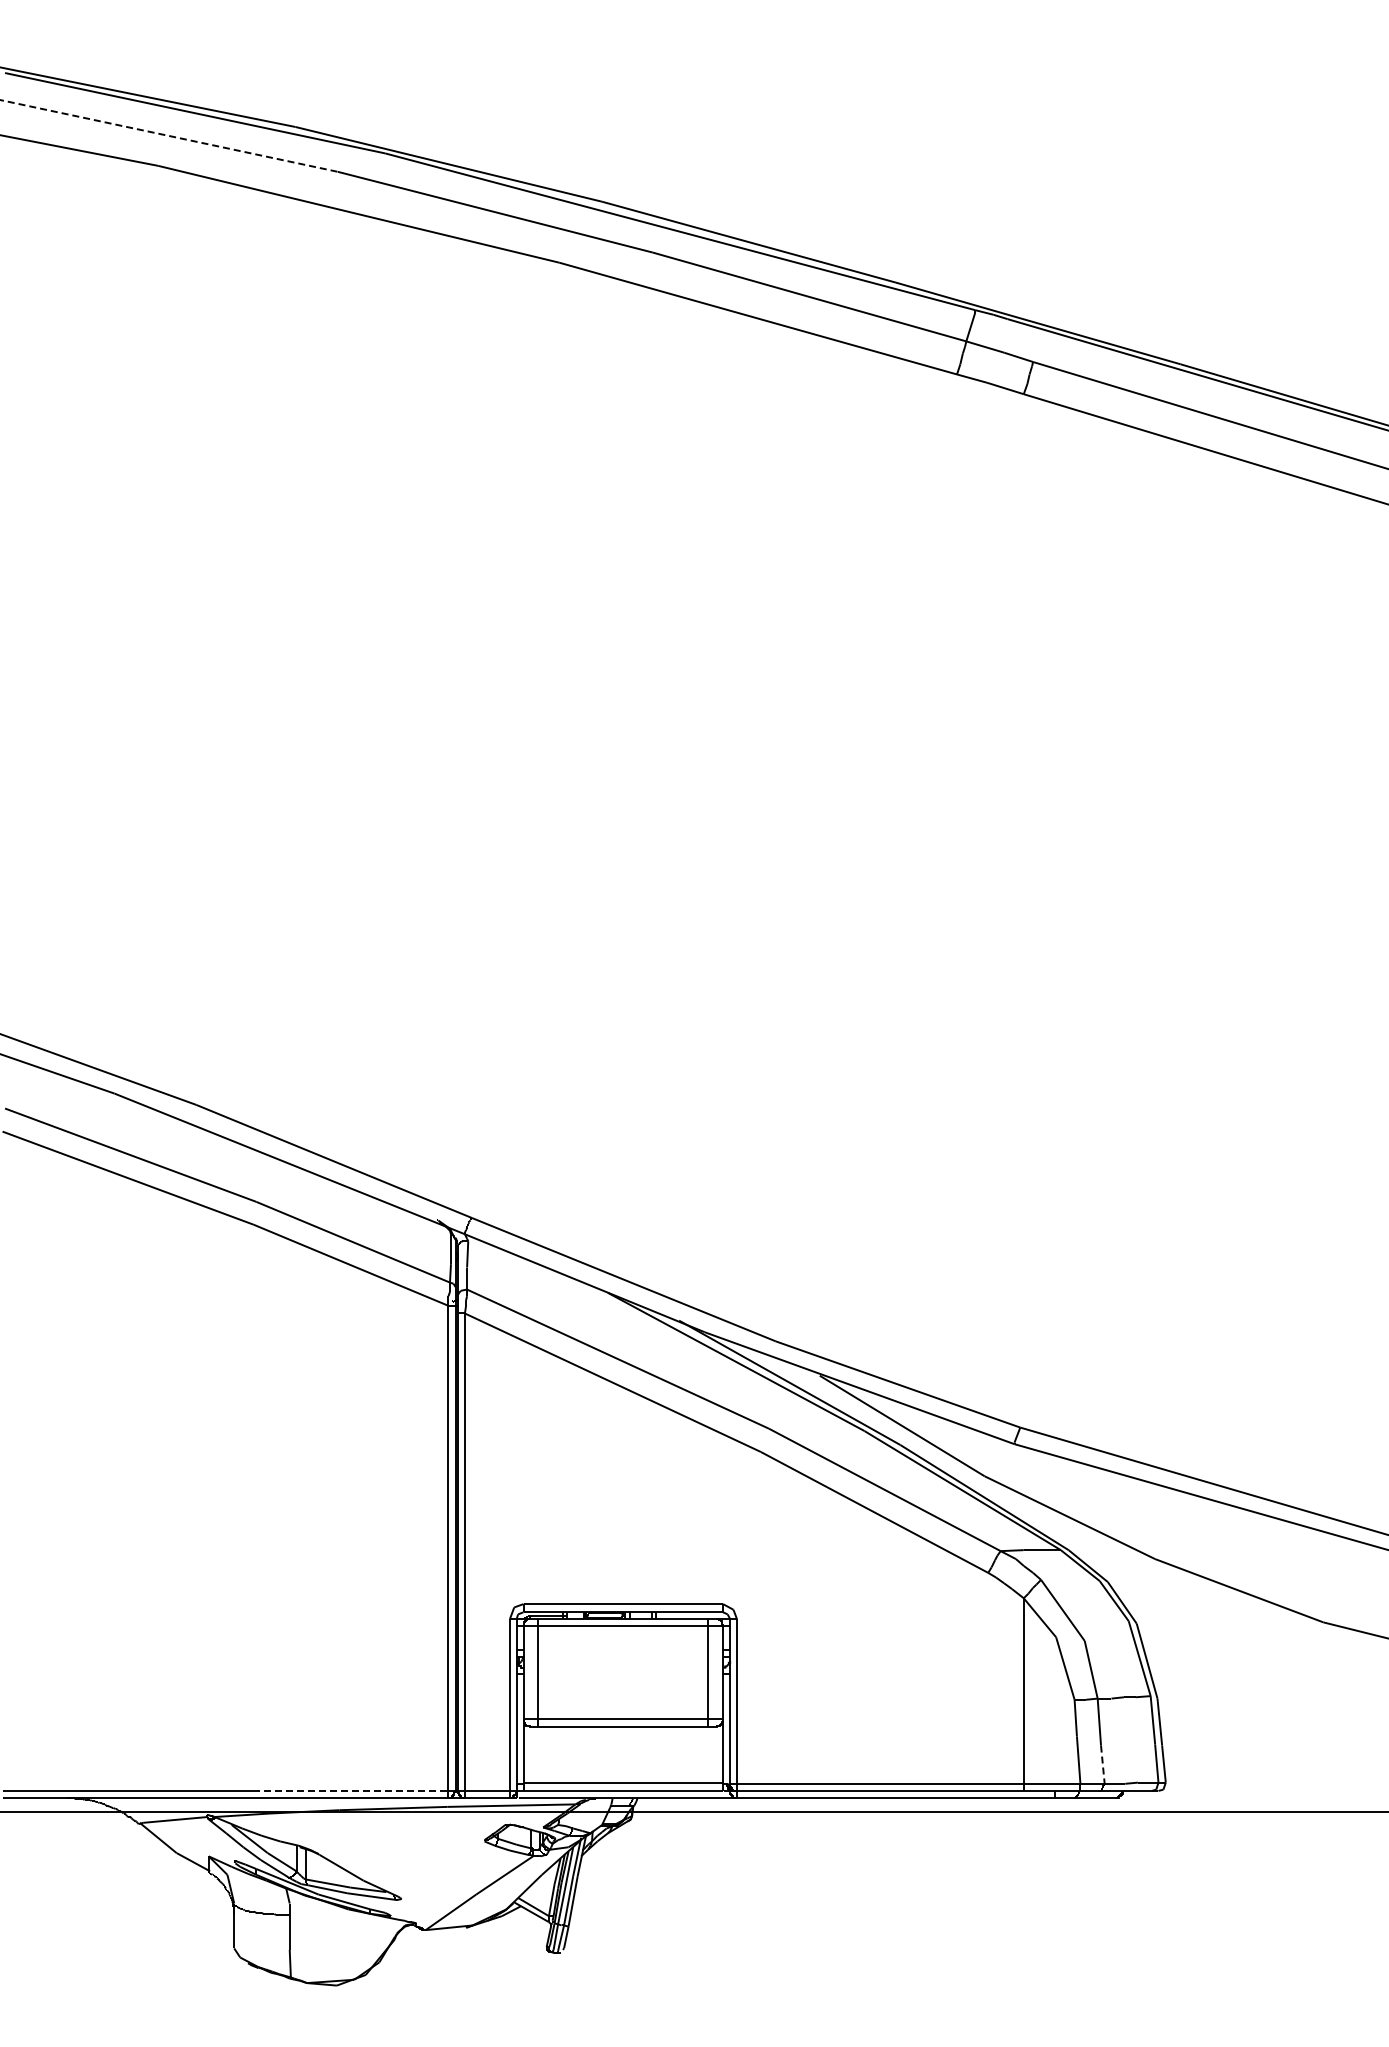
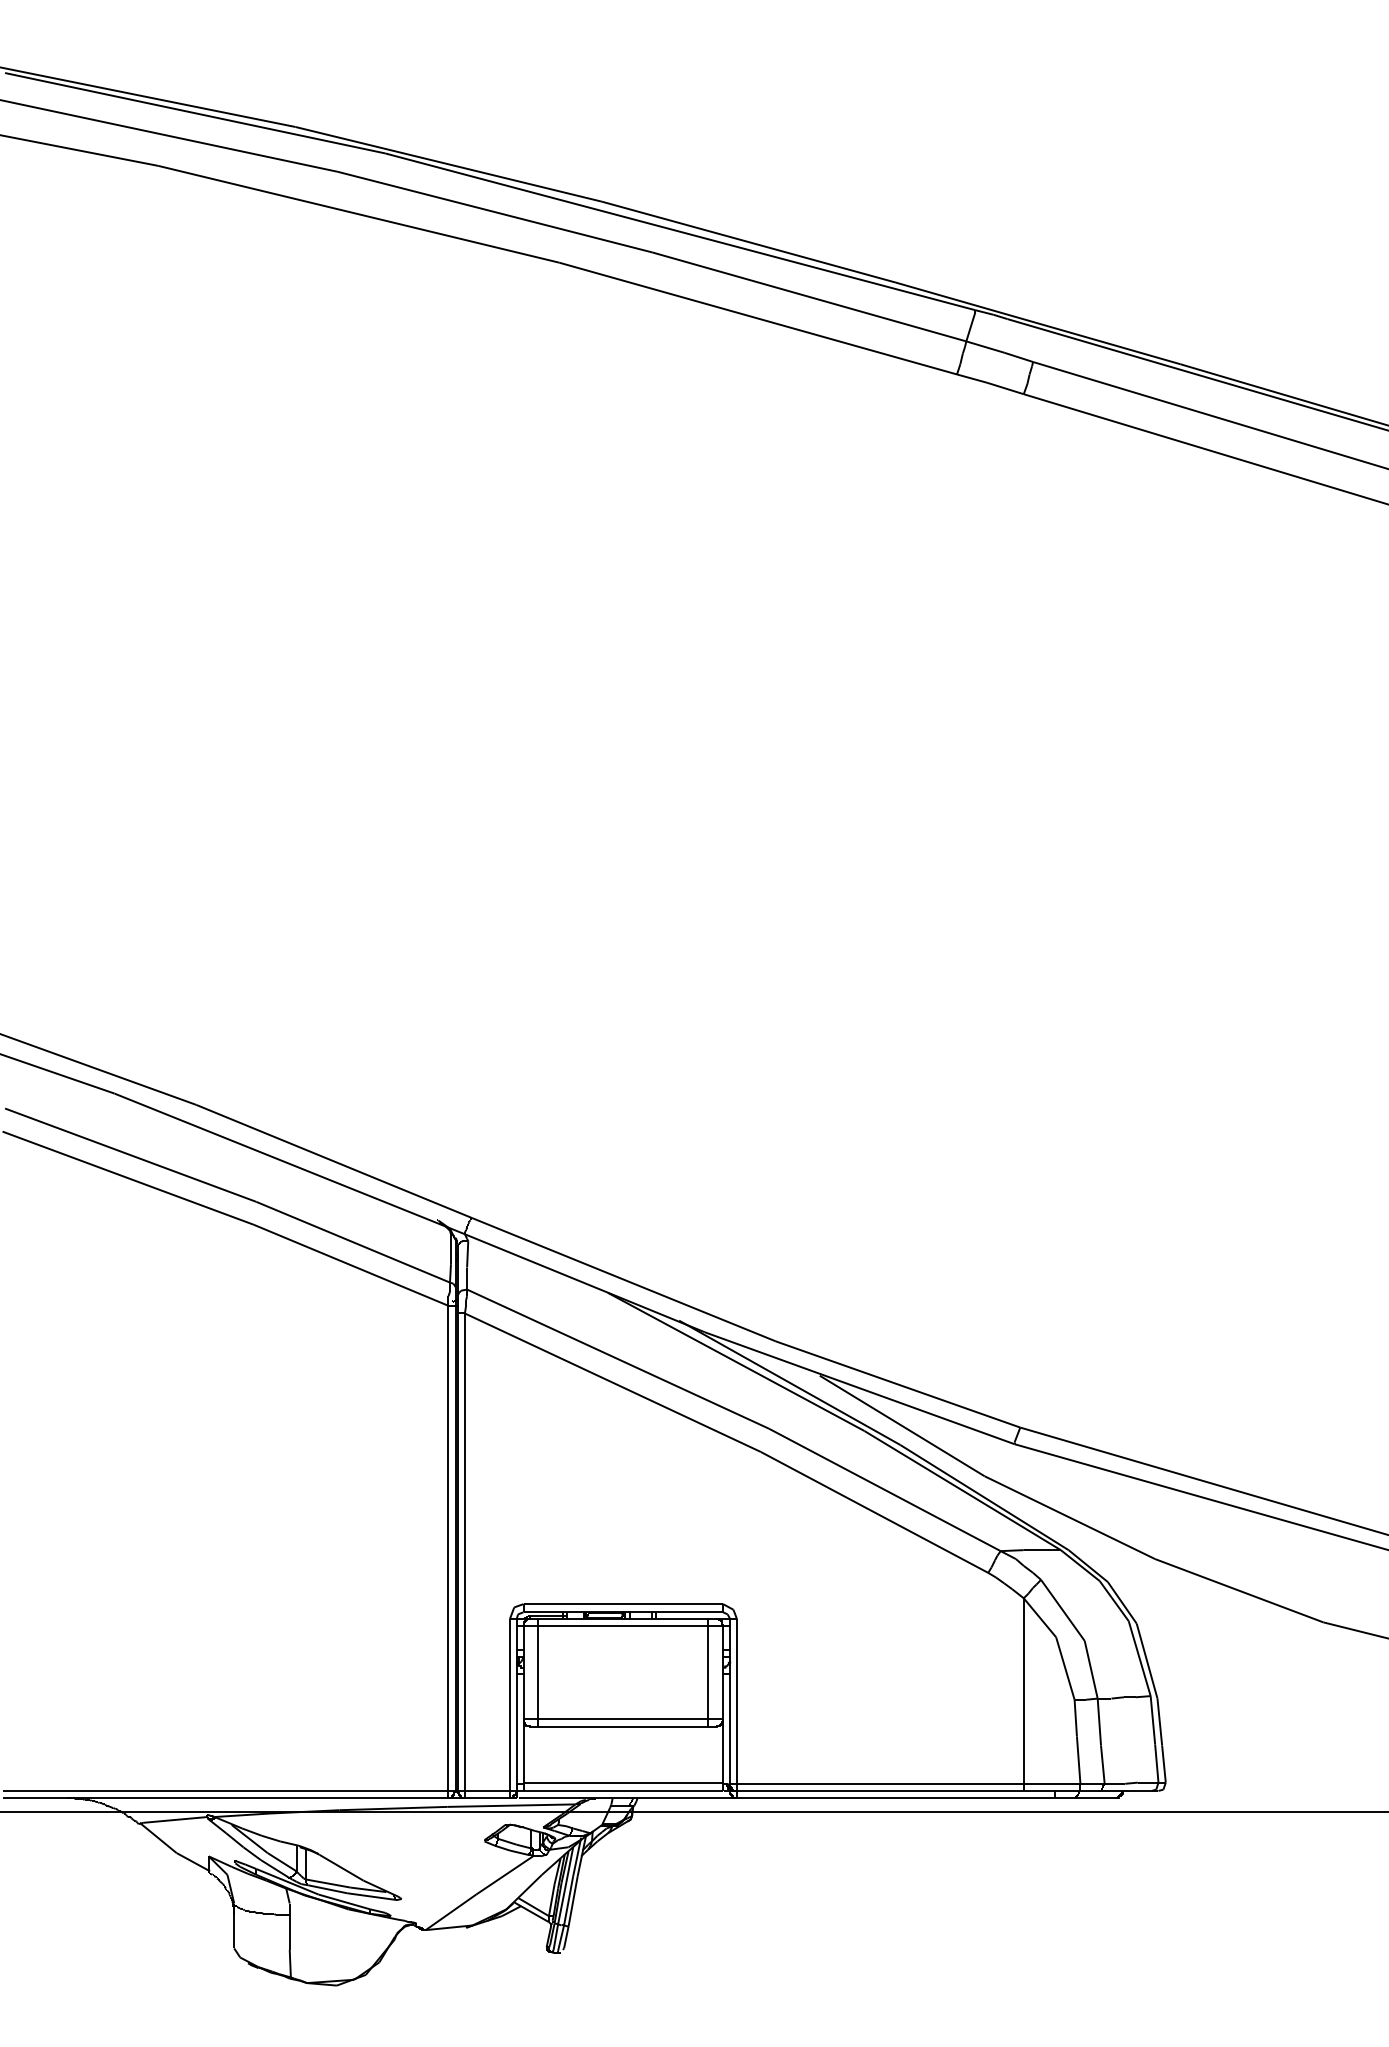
line: dashed -> solid (169, 136)
line: dashed -> solid (1102, 1765)
line: dashed -> solid (350, 1790)
